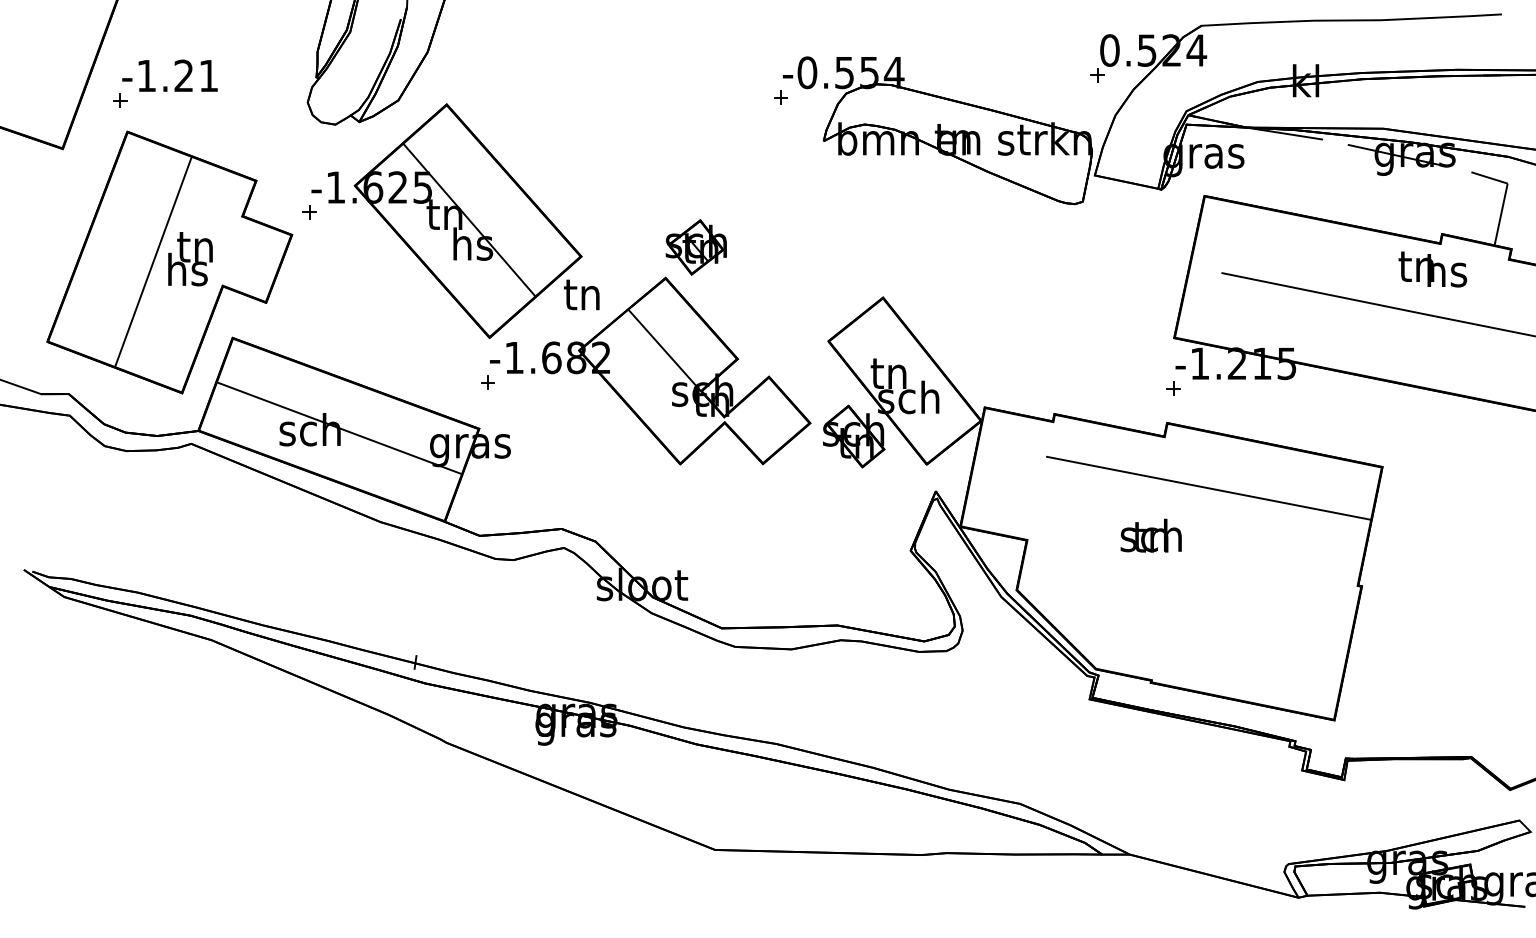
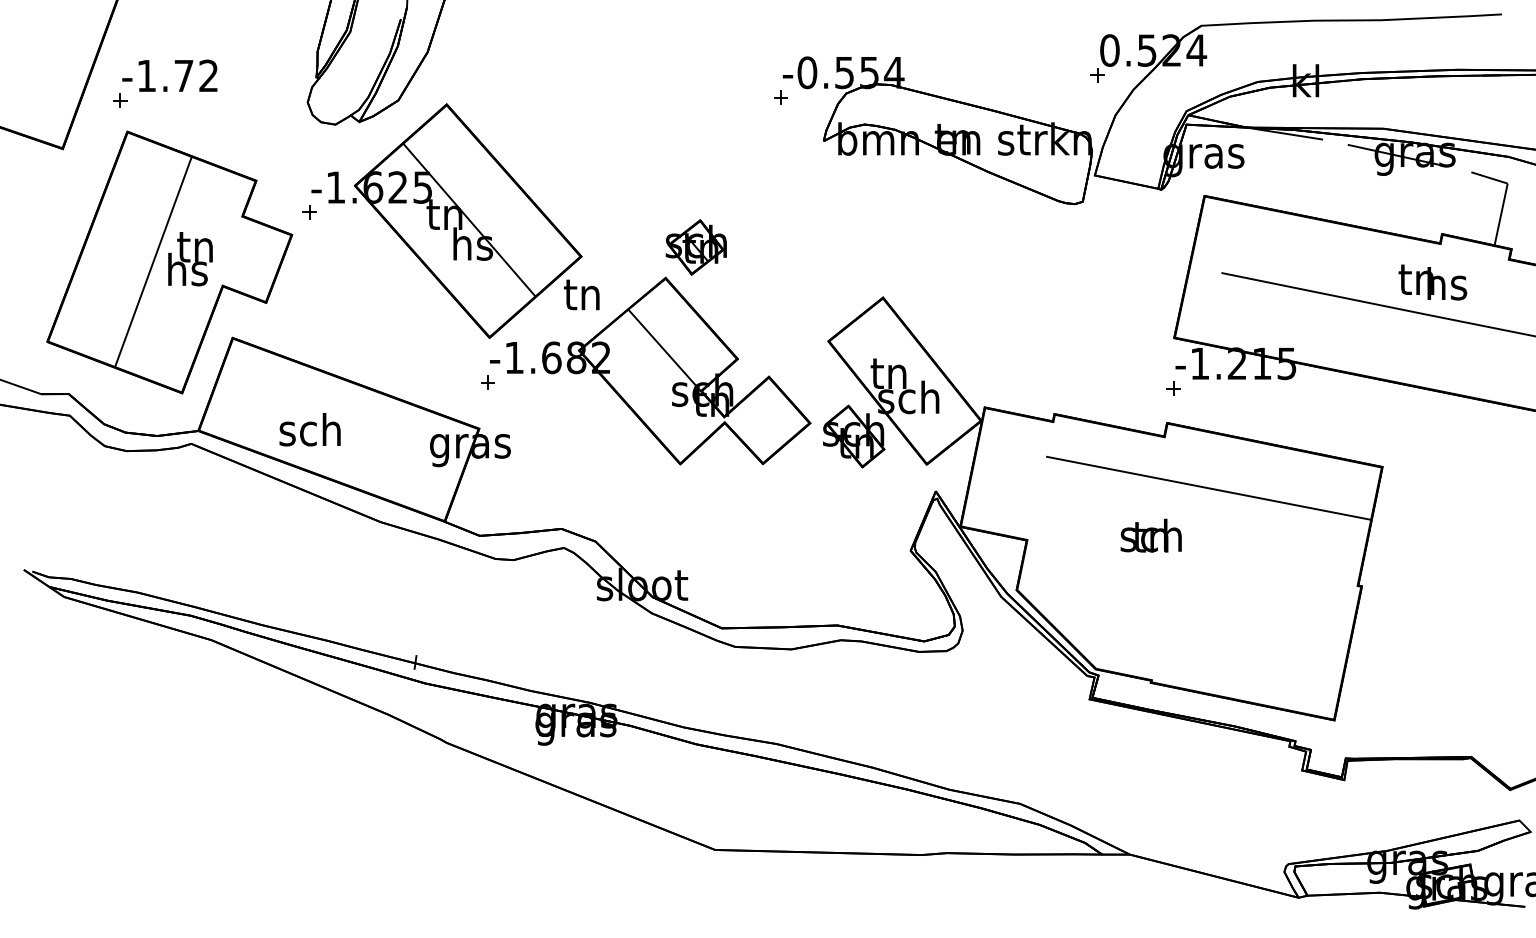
text: -1.21 -> -1.72 (195, 75)
text position: (1432, 269) -> (1432, 282) (1432, 282)
line: present -> none (339, 427)
